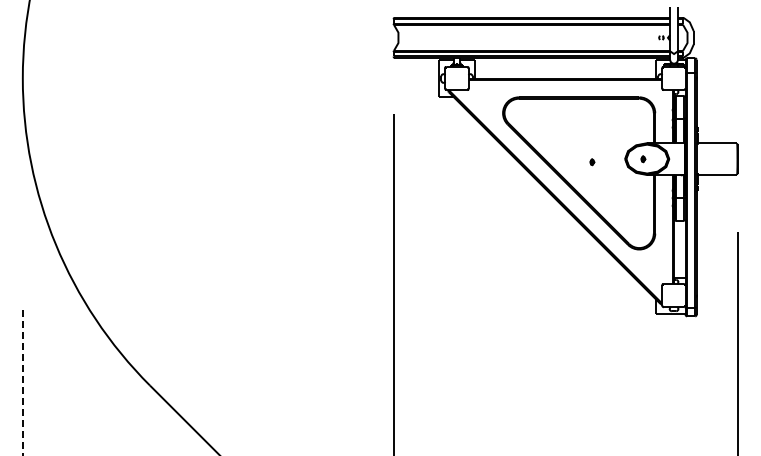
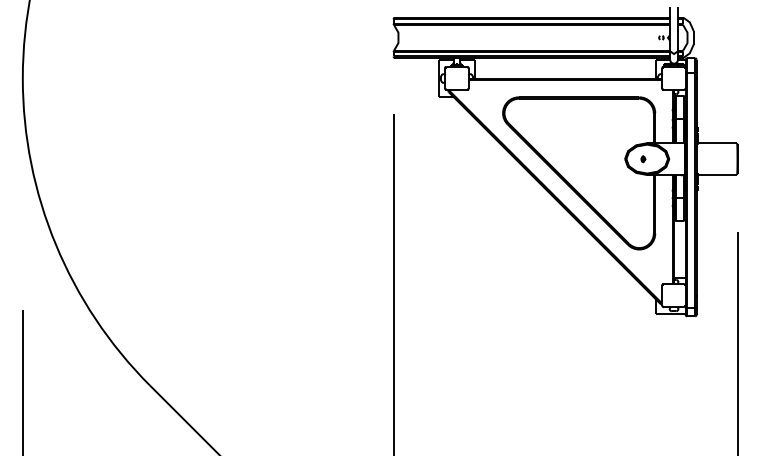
part: present -> none (592, 162)
line: dashed -> solid (22, 382)
